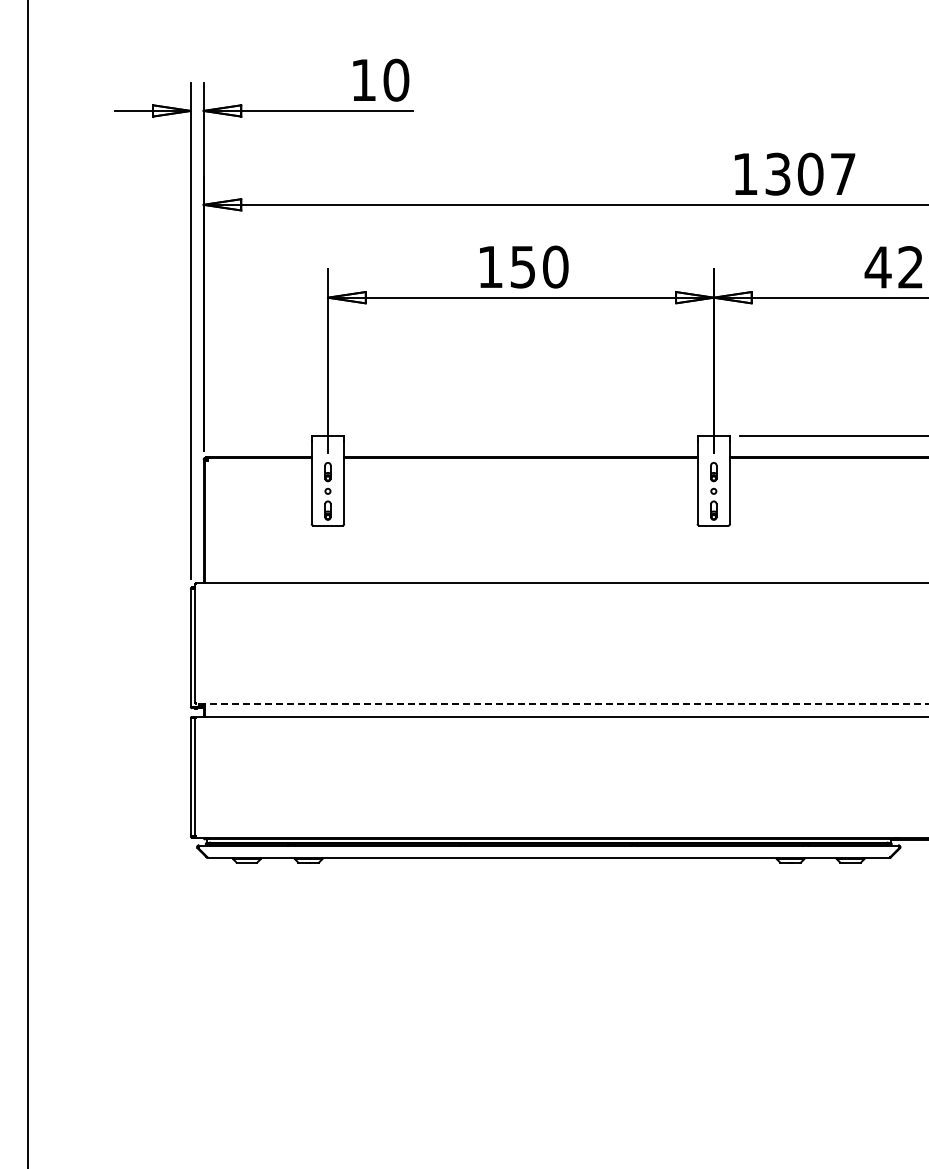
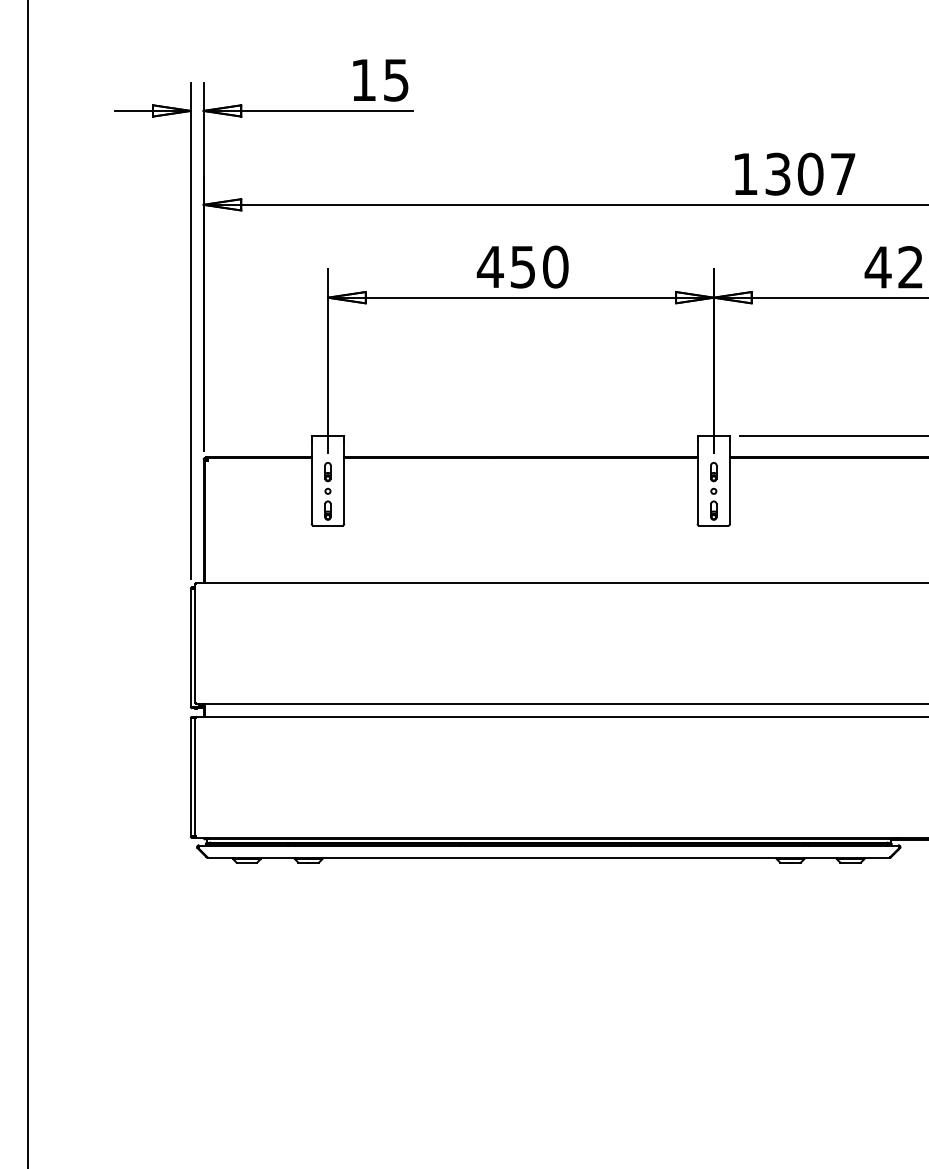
text: 10 -> 15 (396, 79)
text: 150 -> 450 (489, 266)
line: dashed -> solid (561, 704)
